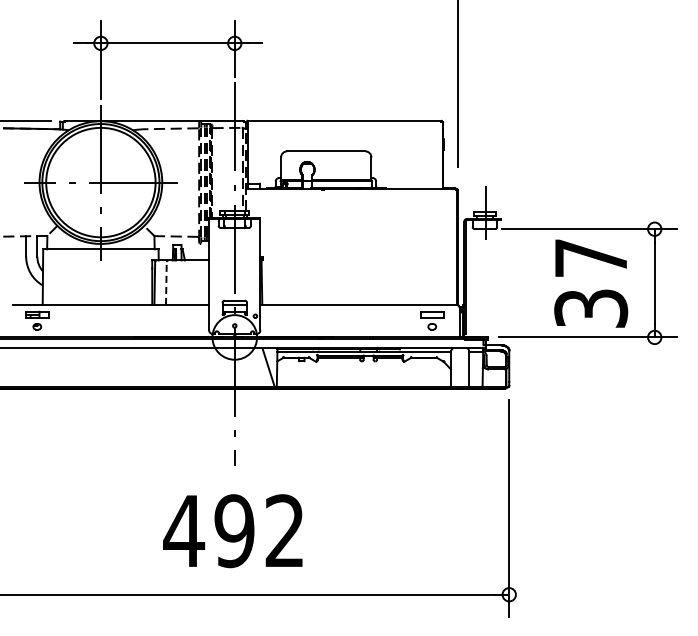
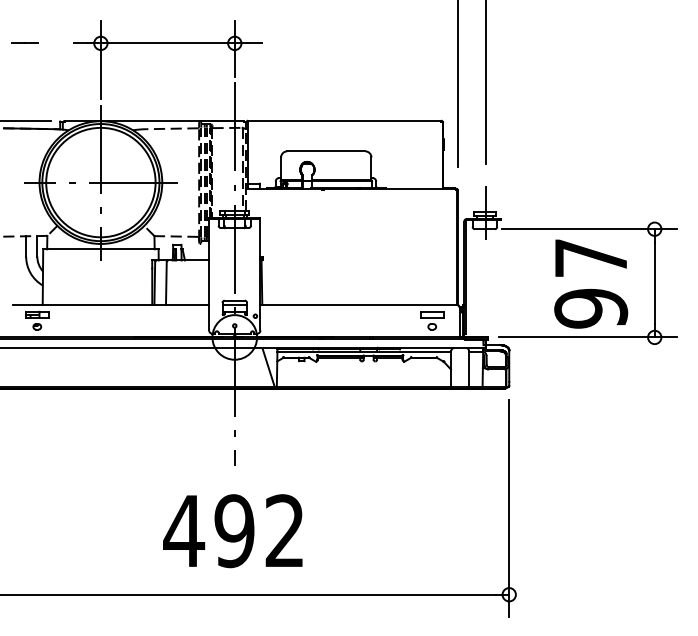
line: none -> present (24, 42)
line: none -> present (485, 83)
line: dashed -> solid (166, 283)
text: 37 -> 97 (591, 308)
